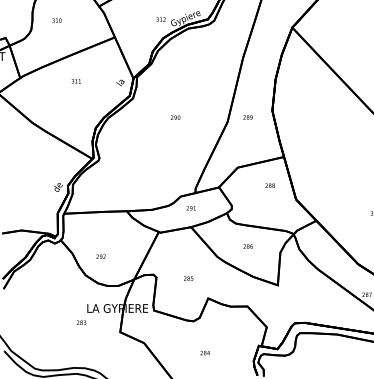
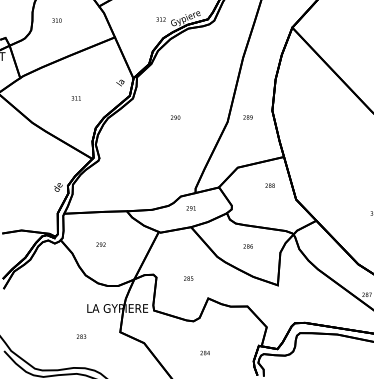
text position: (75, 81) -> (75, 98) (75, 98)
text position: (100, 256) -> (100, 244) (100, 244)
text position: (81, 322) -> (81, 336) (81, 336)
